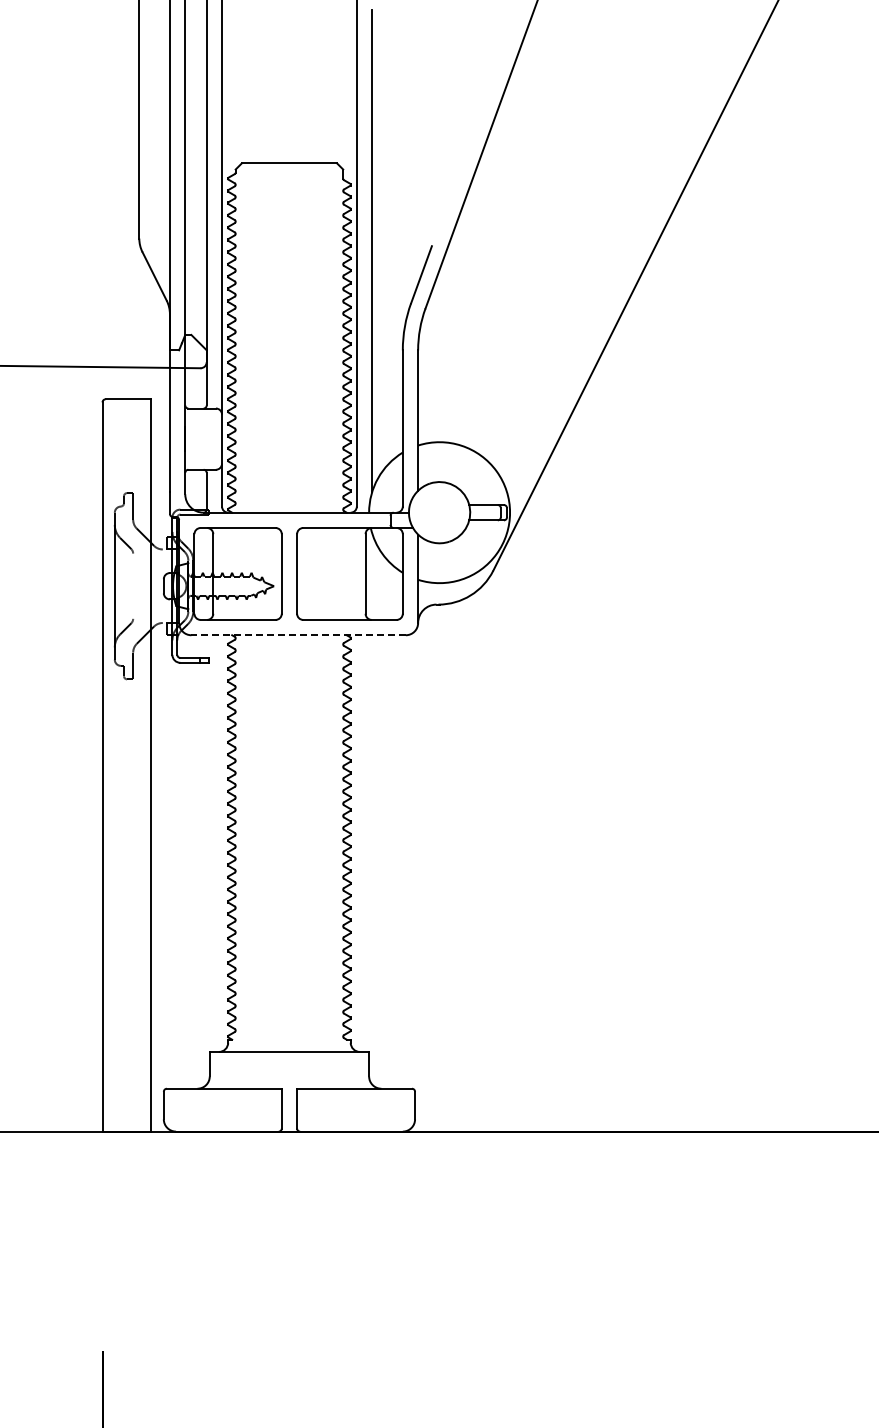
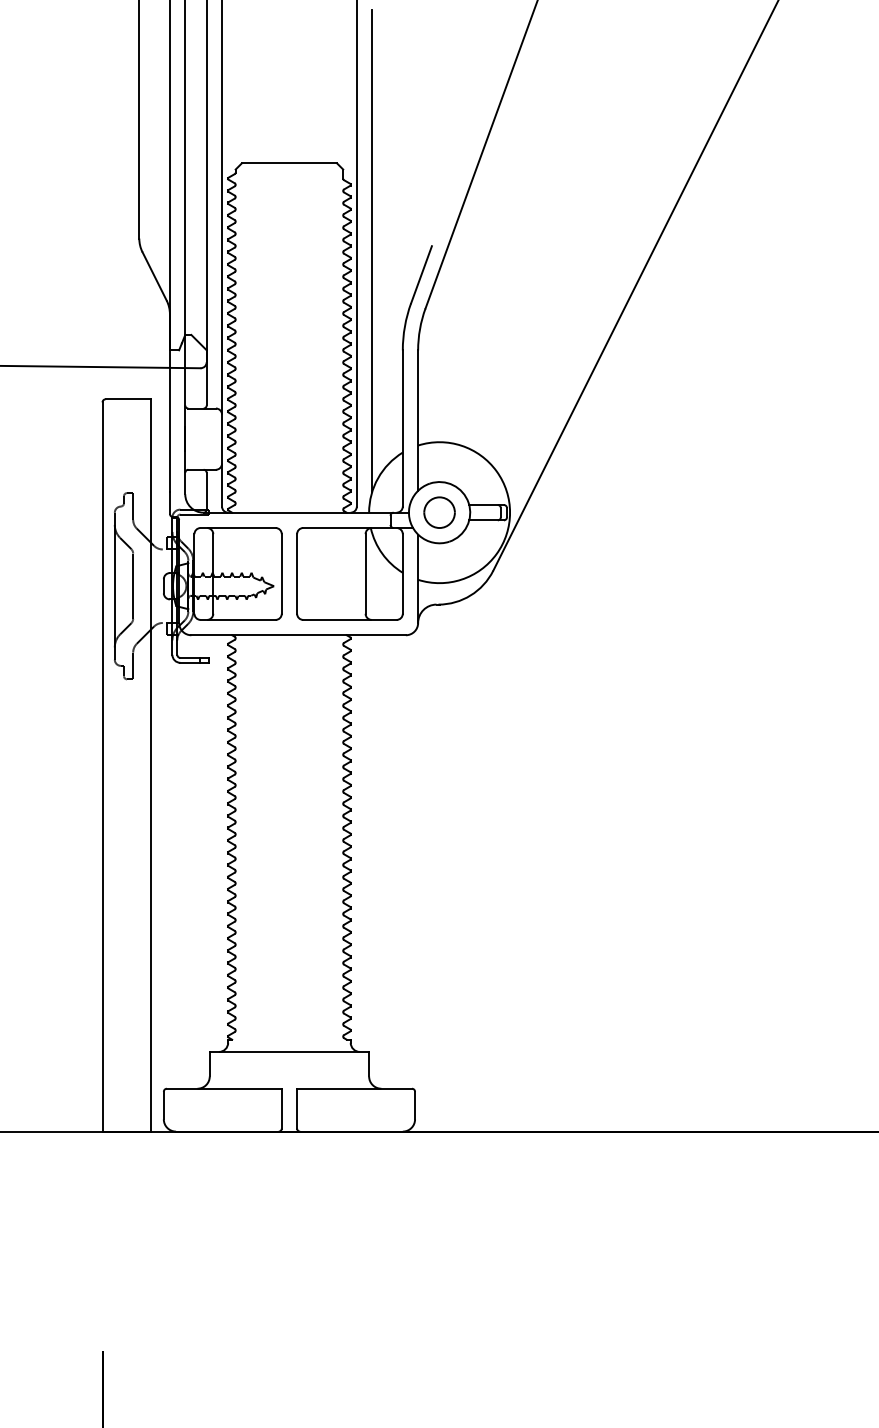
part: none -> present (439, 512)
line: none -> present (133, 585)
line: dashed -> solid (298, 635)
